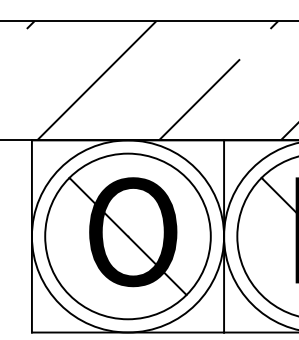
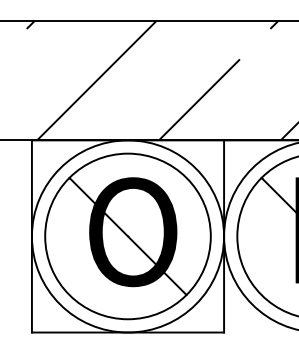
line: present -> none (259, 332)
